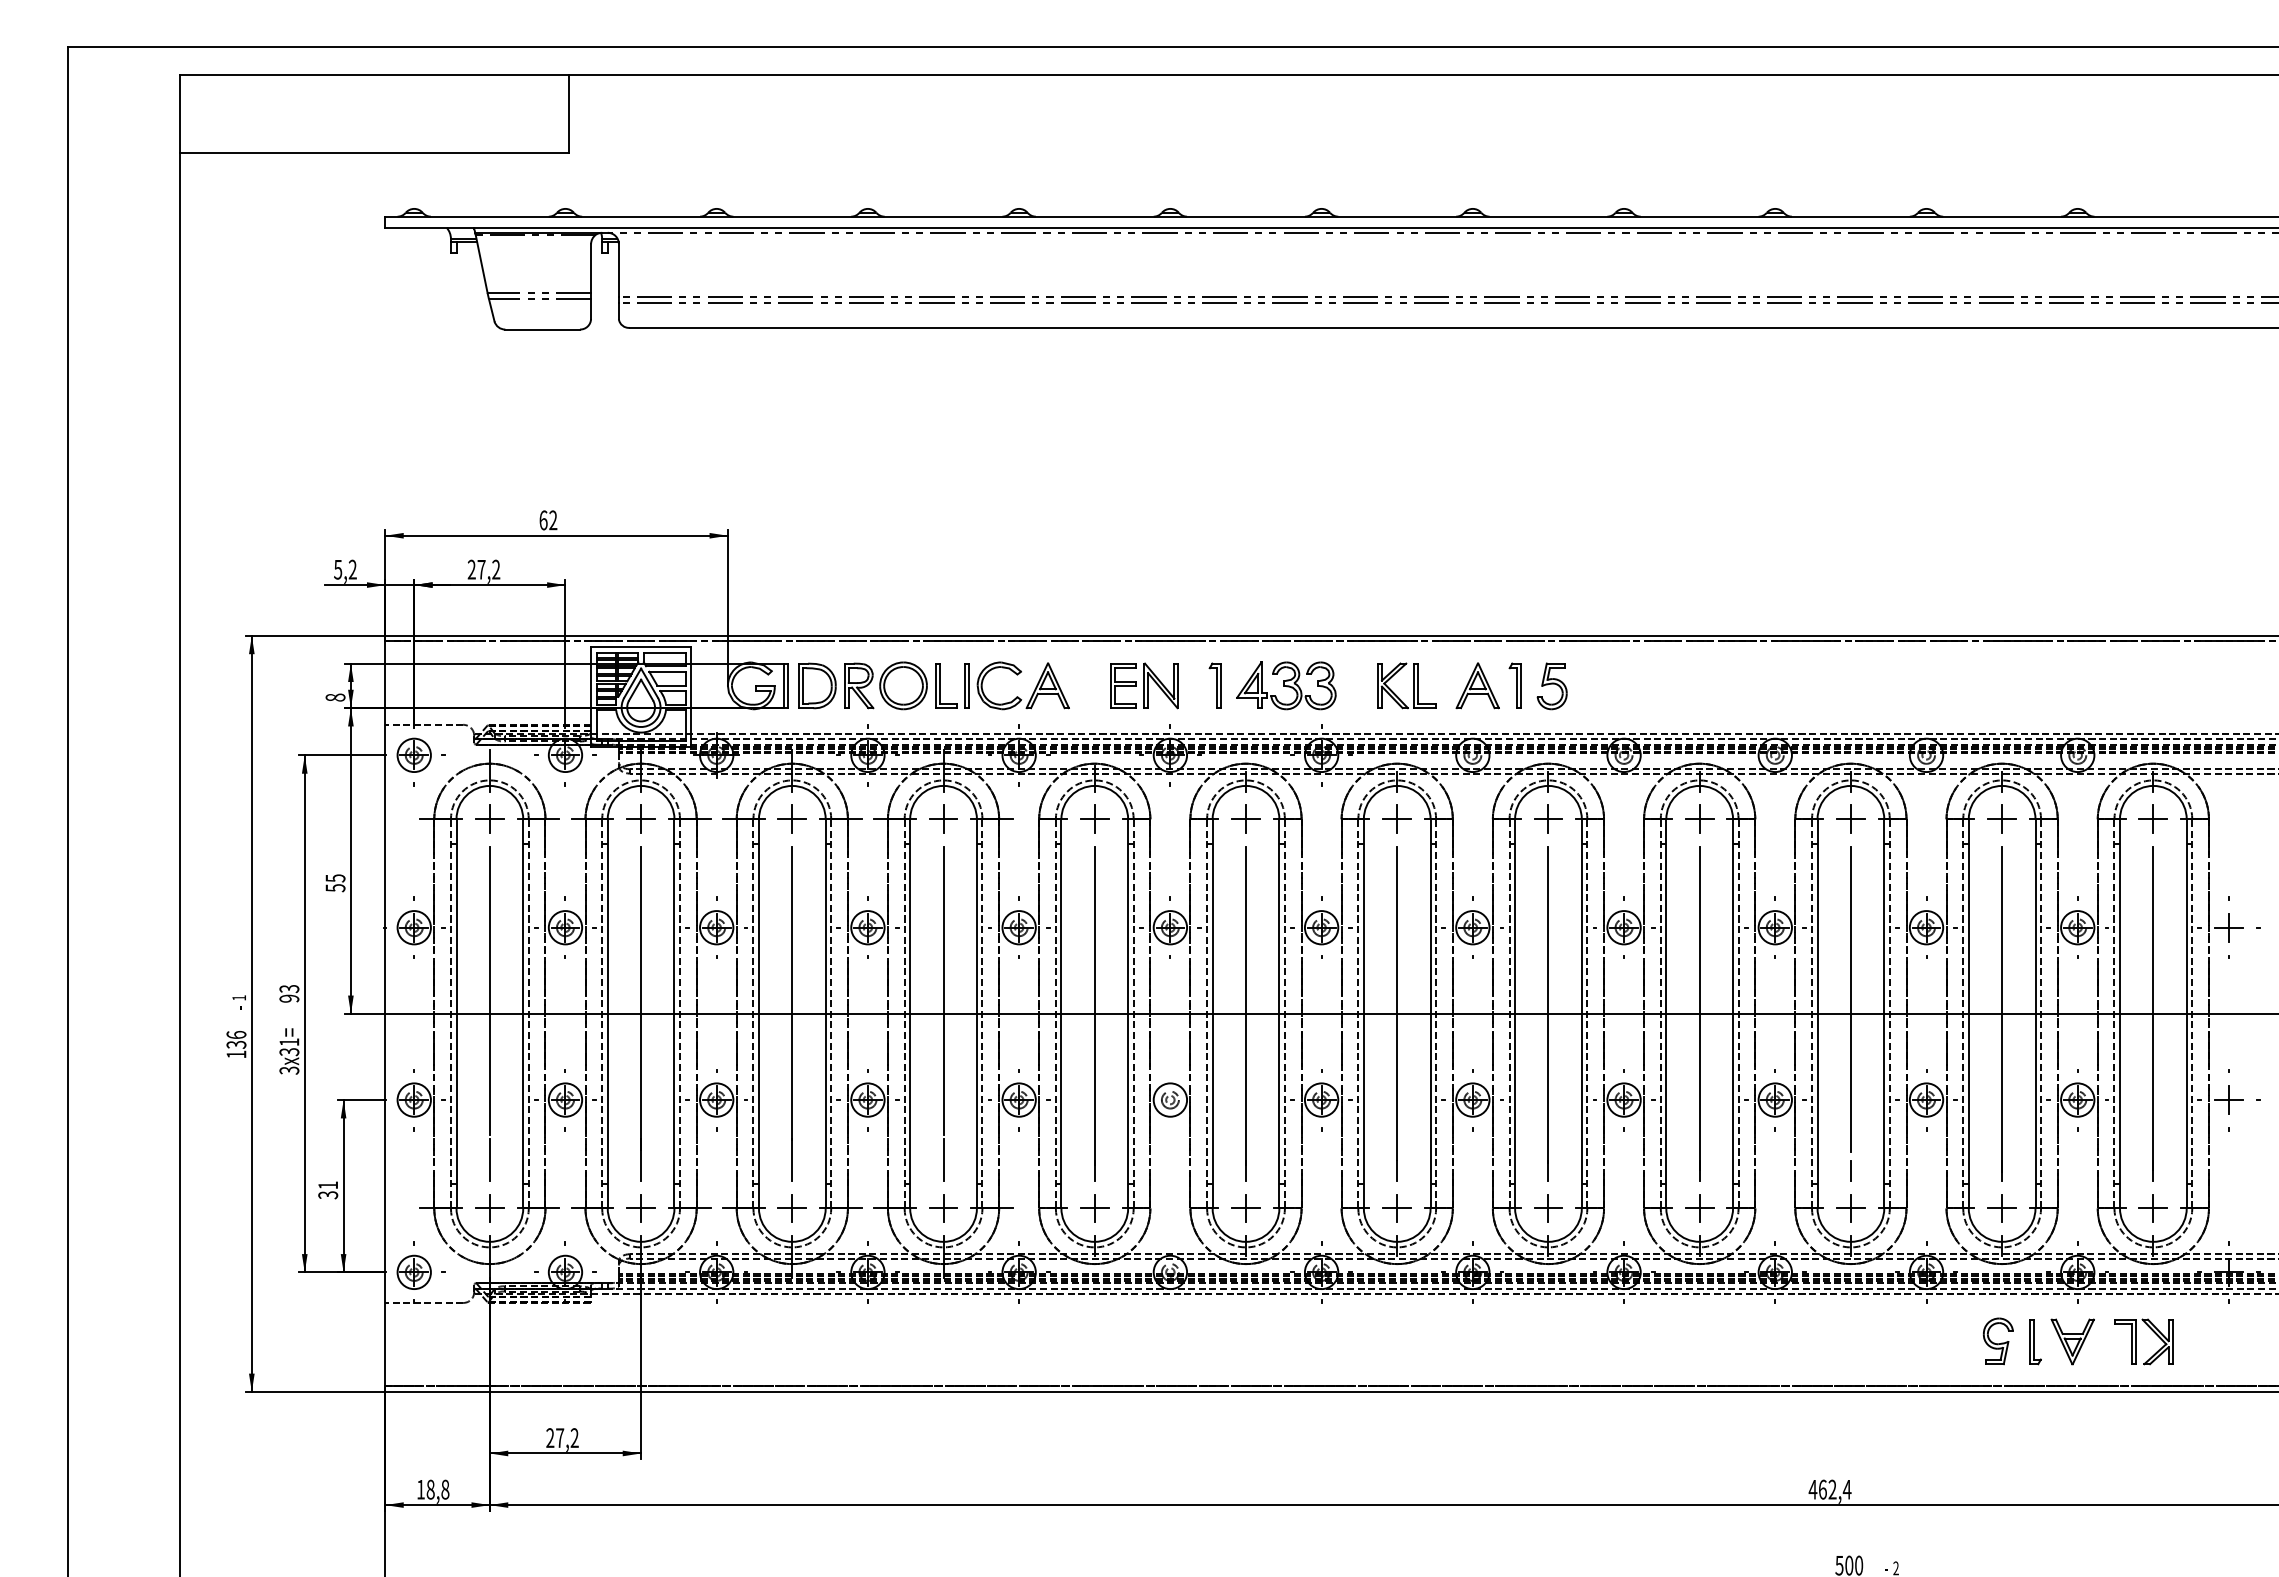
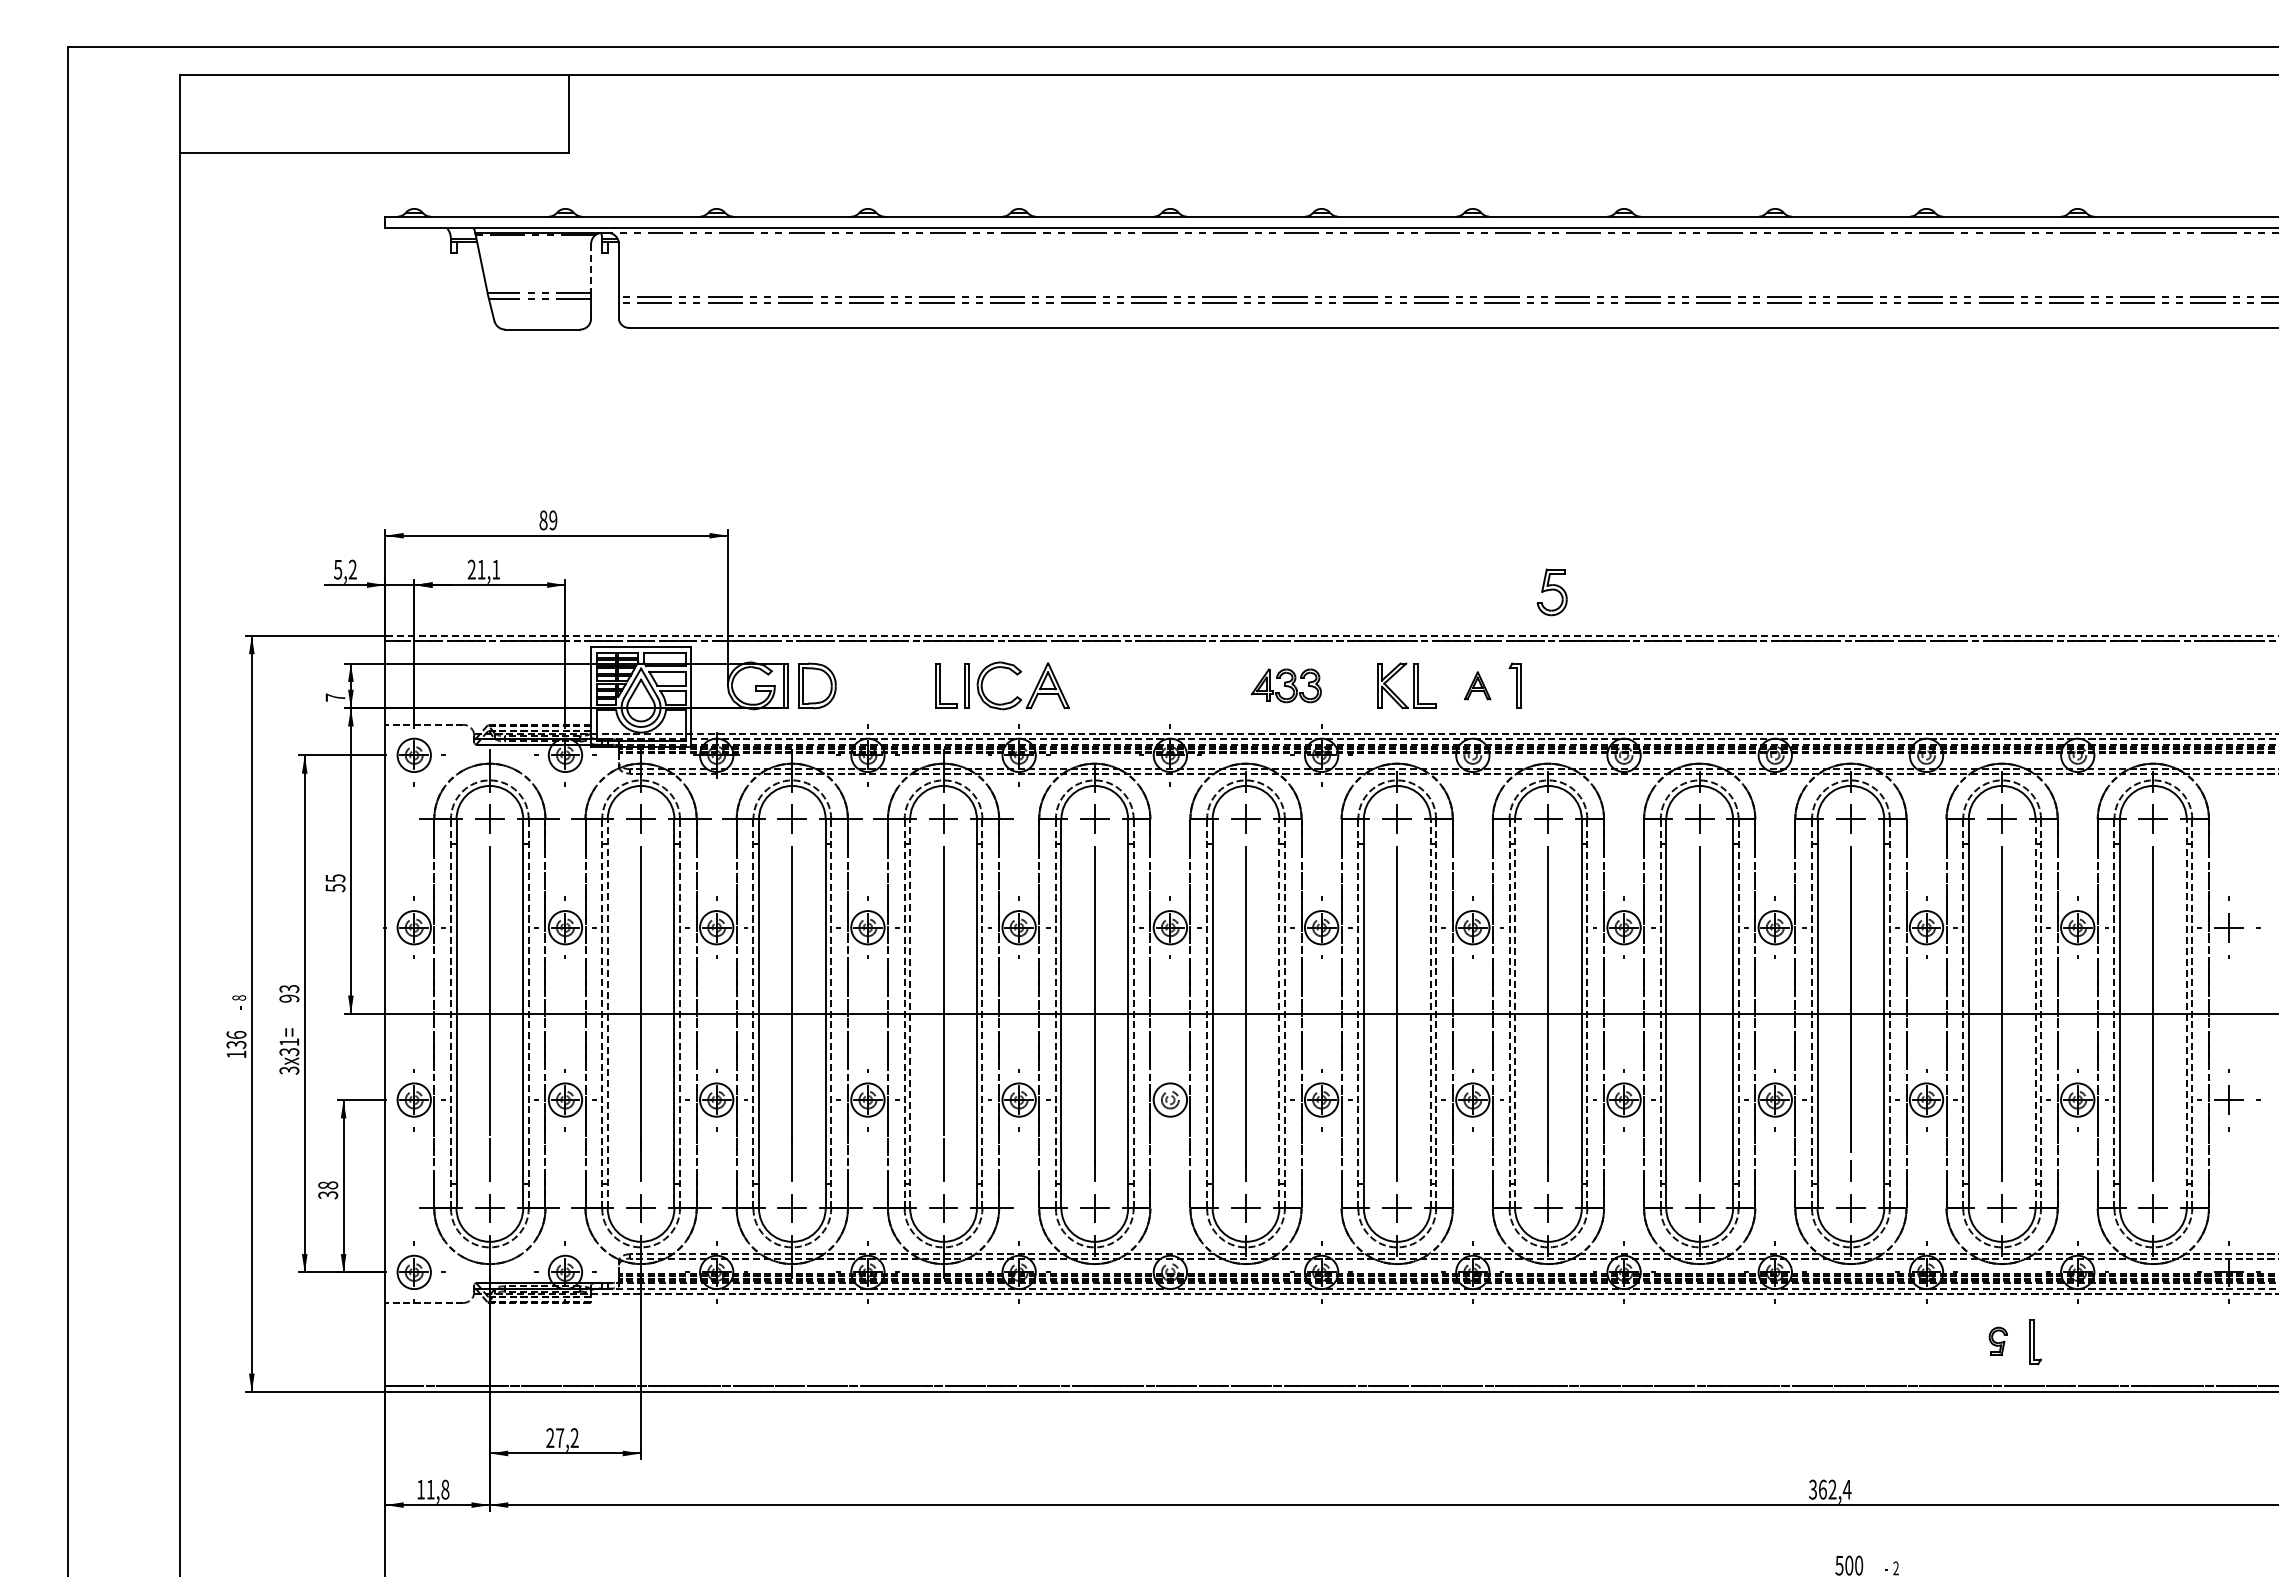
line: solid -> dashed (591, 269)
text: 62 -> 89 (548, 520)
text: 27,2 -> 21,1 (488, 569)
line: solid -> dashed (1331, 635)
part: present -> none (885, 685)
part: present -> none (1144, 685)
part: present -> none (1214, 685)
part size: 101x50 px -> 72x36 px (1285, 685)
part size: 45x48 px -> 28x30 px (1477, 685)
part position: (1551, 686) -> (1551, 592) (1551, 592)
text: 8 -> 7 (335, 697)
text: 1 -> 8 (239, 997)
line: solid -> dashed (607, 1013)
line: solid -> dashed (910, 1013)
line: solid -> dashed (1279, 1013)
line: solid -> dashed (1430, 1013)
line: solid -> dashed (1515, 1013)
line: solid -> dashed (2035, 1013)
line: solid -> dashed (2186, 1013)
text: 31 -> 38 (328, 1185)
part size: 31x49 px -> 20x30 px (1997, 1340)
part: present -> none (2072, 1341)
part: present -> none (2136, 1341)
text: 18,8 -> 11,8 (430, 1489)
text: 462,4 -> 362,4 (1812, 1489)
